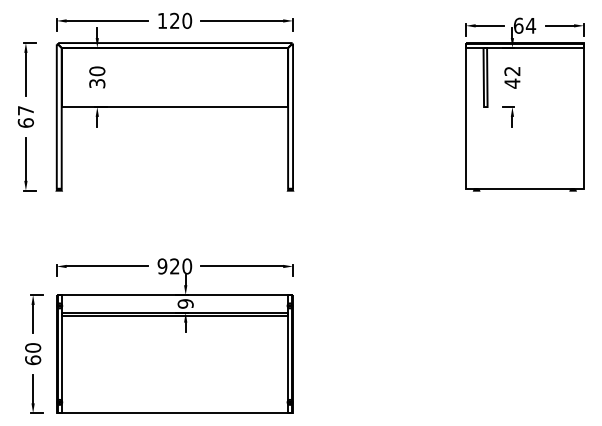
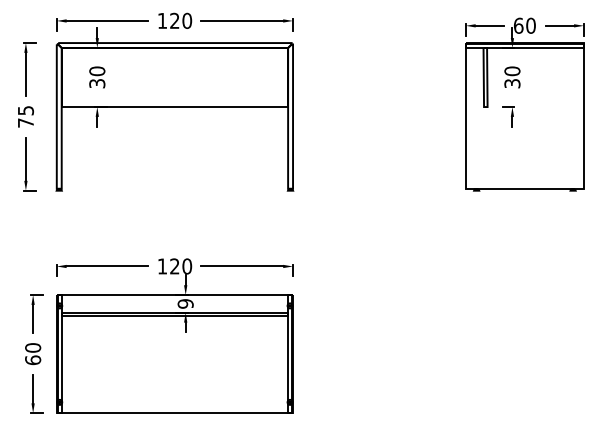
text: 64 -> 60 (530, 25)
text: 42 -> 30 (512, 77)
text: 67 -> 75 (25, 116)
text: 920 -> 120 (162, 266)
